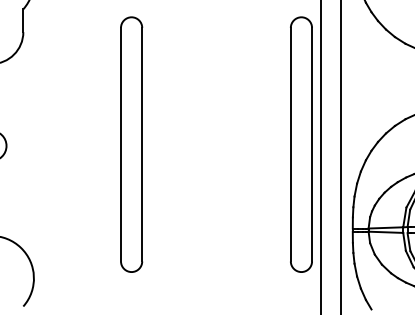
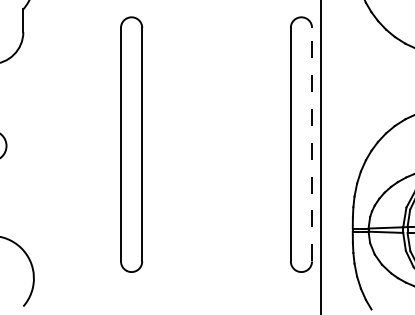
line: solid -> dashed (312, 144)
line: present -> none (341, 156)
